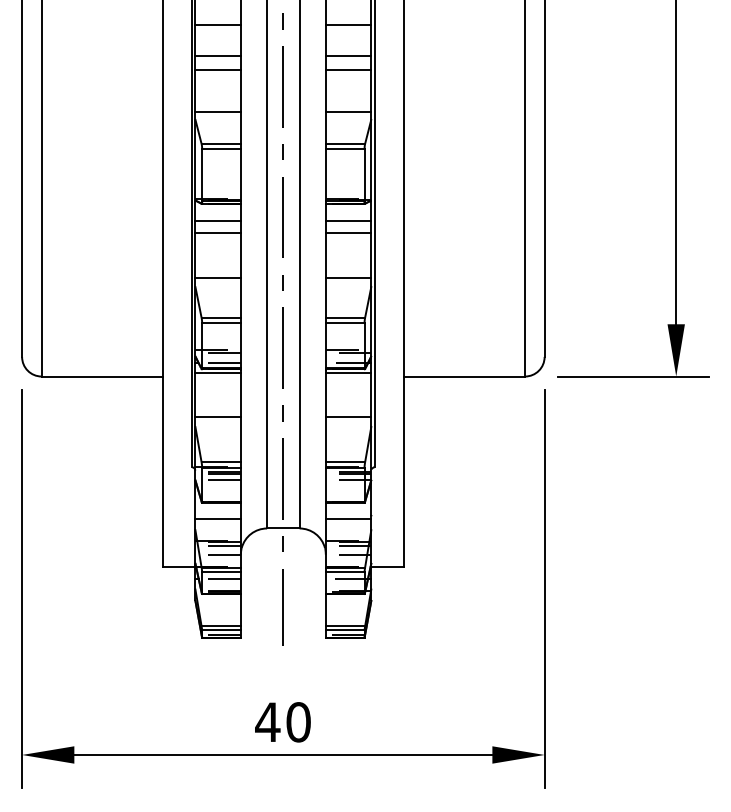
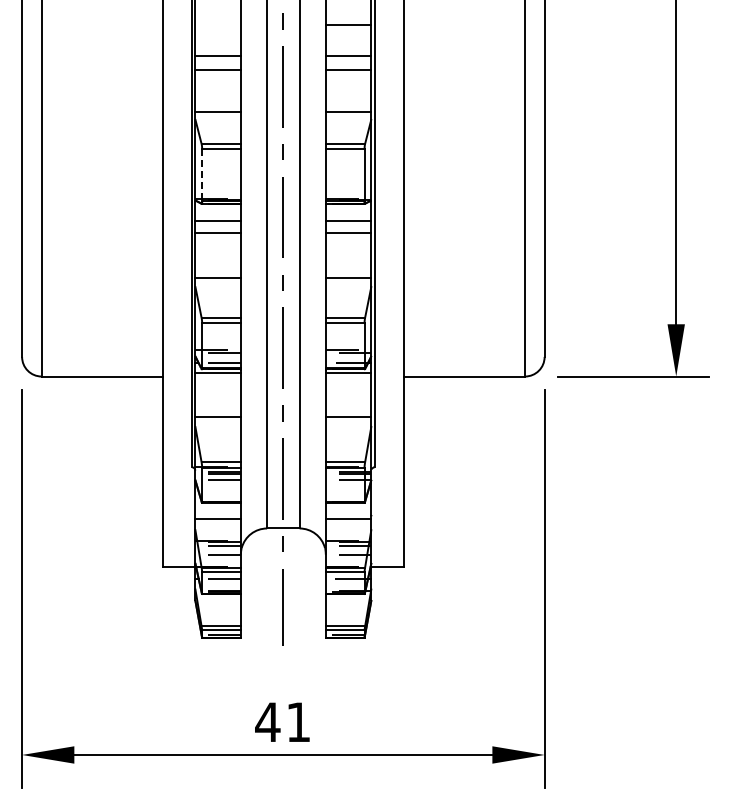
line: present -> none (217, 25)
line: solid -> dashed (202, 175)
text: 40 -> 41 (298, 722)
